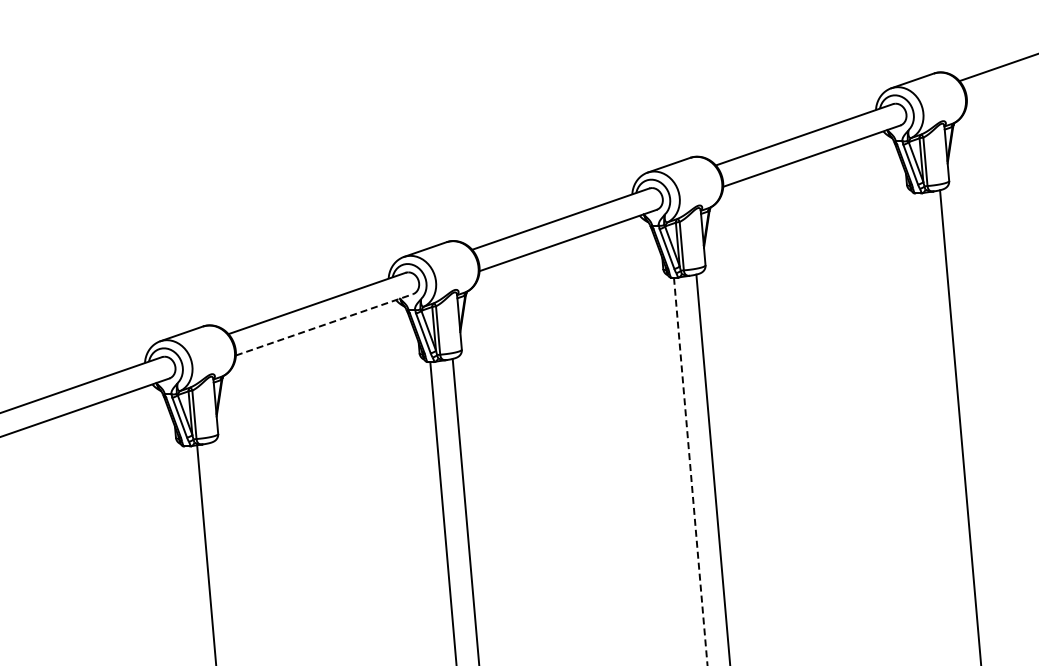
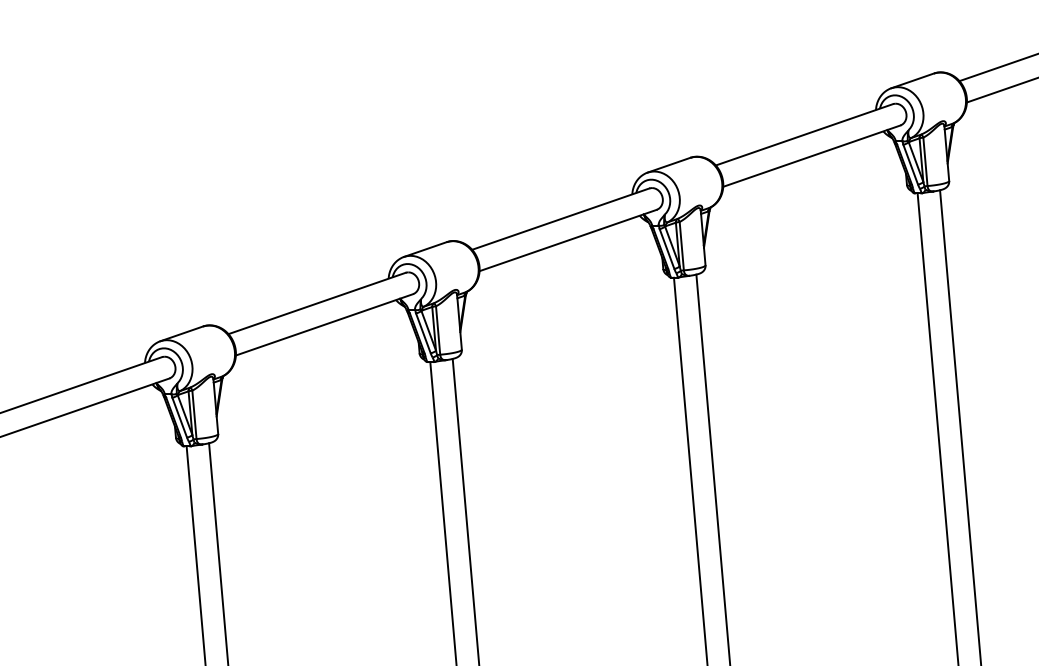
line: none -> present (1000, 90)
line: dashed -> solid (324, 324)
line: none -> present (937, 427)
line: dashed -> solid (690, 472)
line position: (206, 553) -> (218, 552) (218, 552)
line: none -> present (195, 554)
